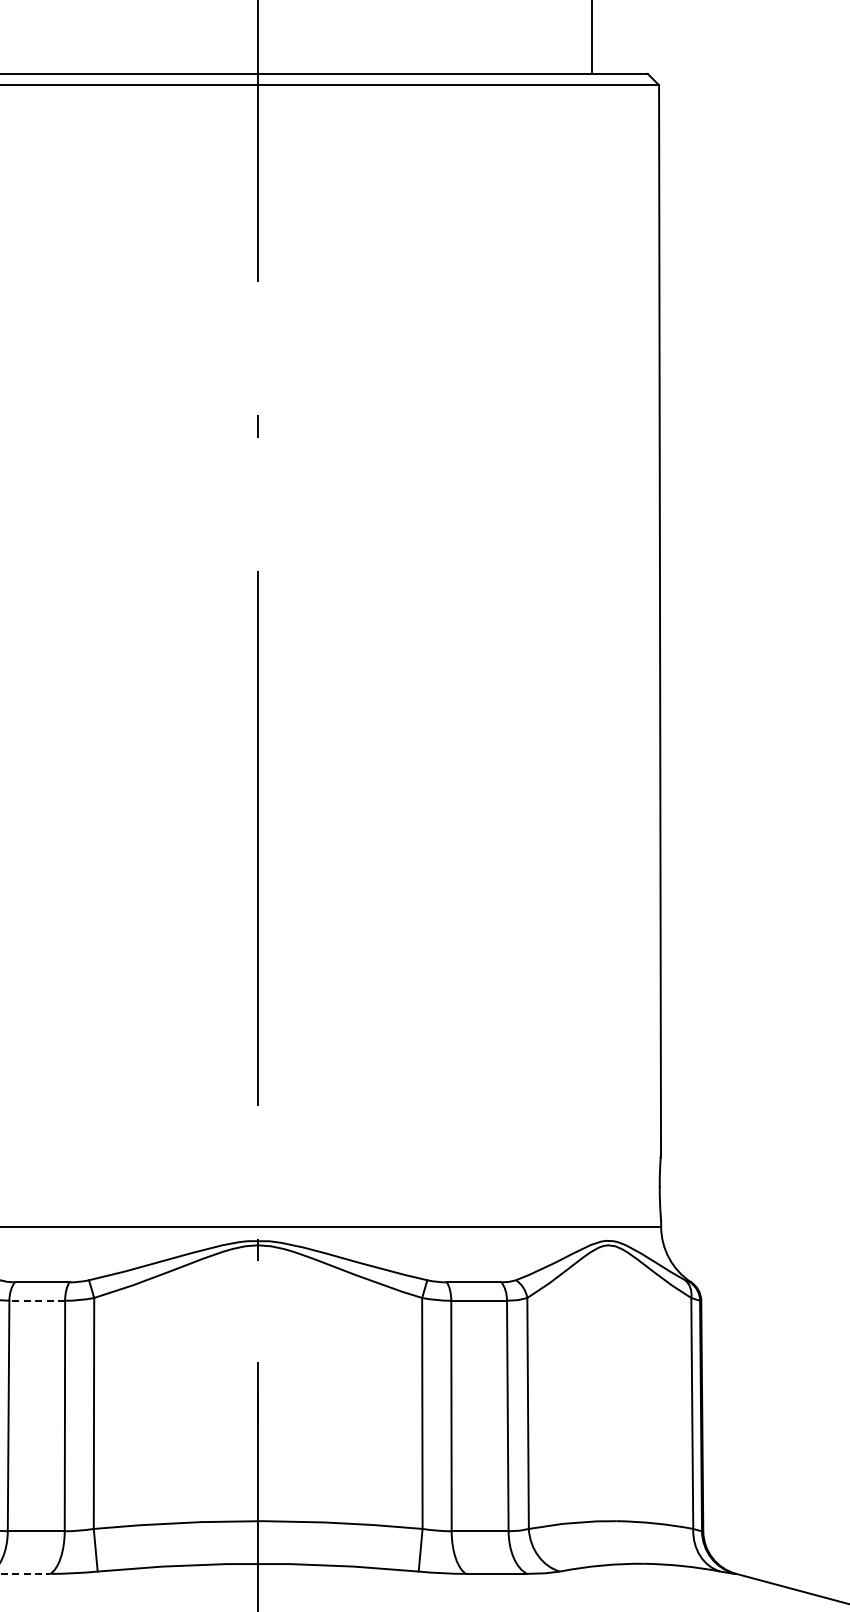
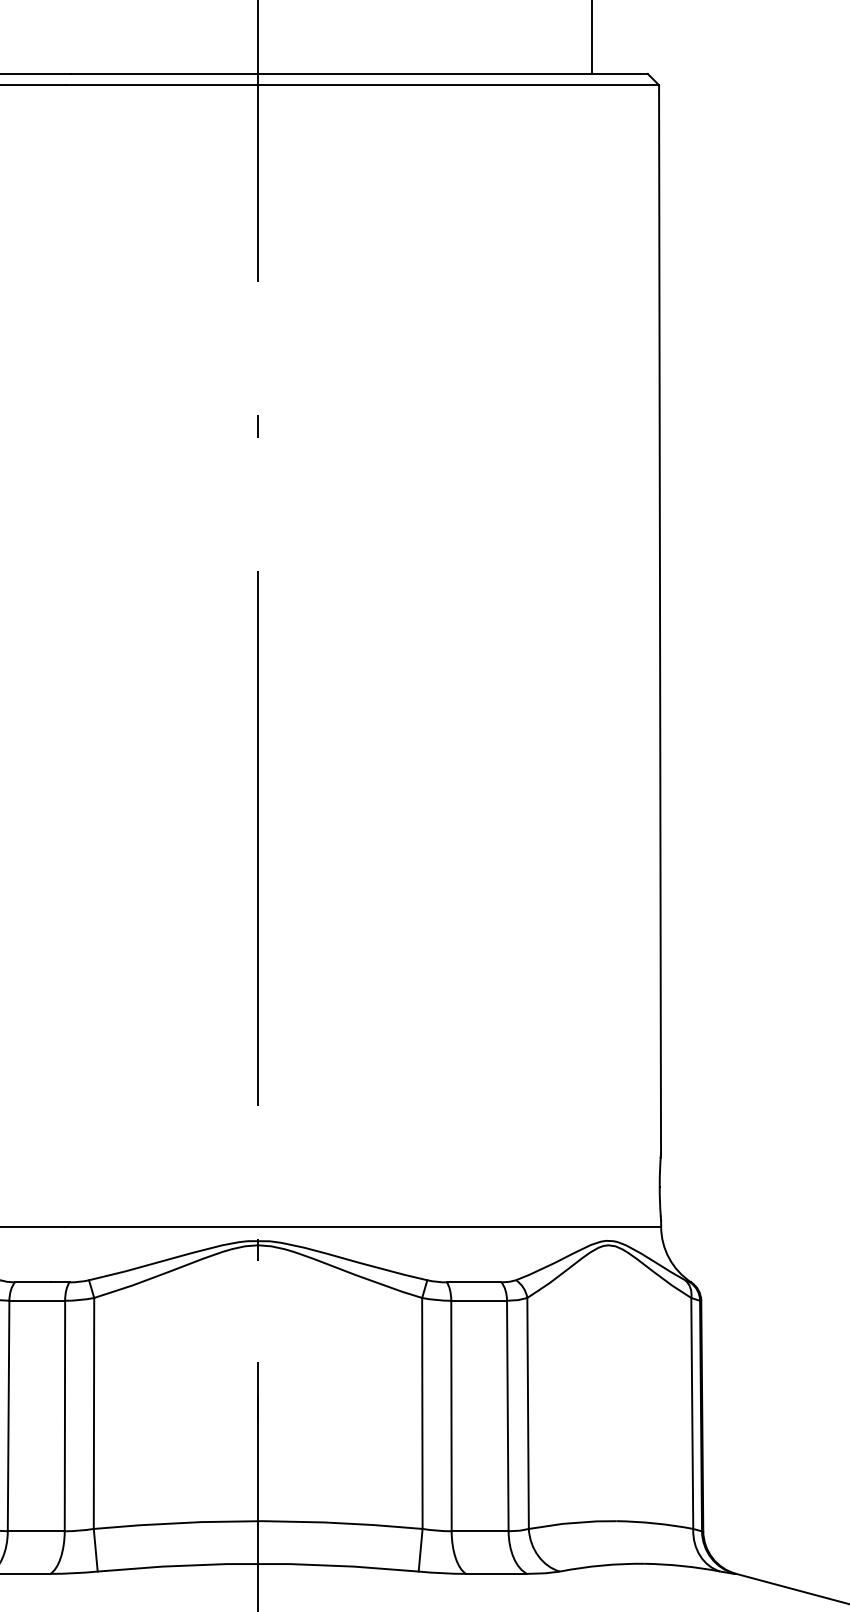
line: dashed -> solid (37, 1300)
line: dashed -> solid (25, 1573)
